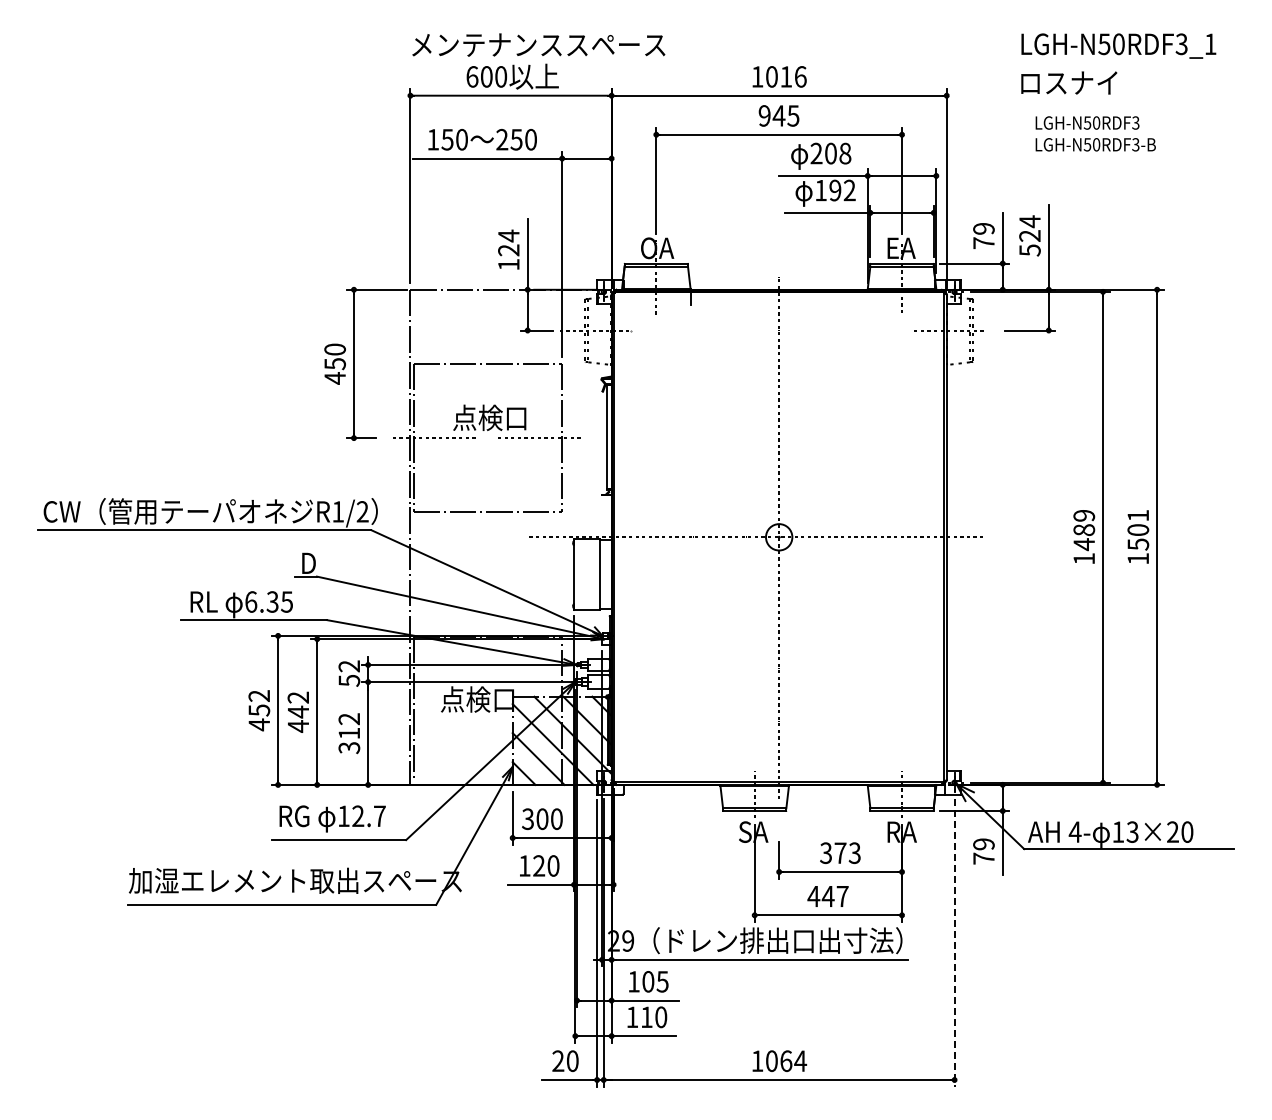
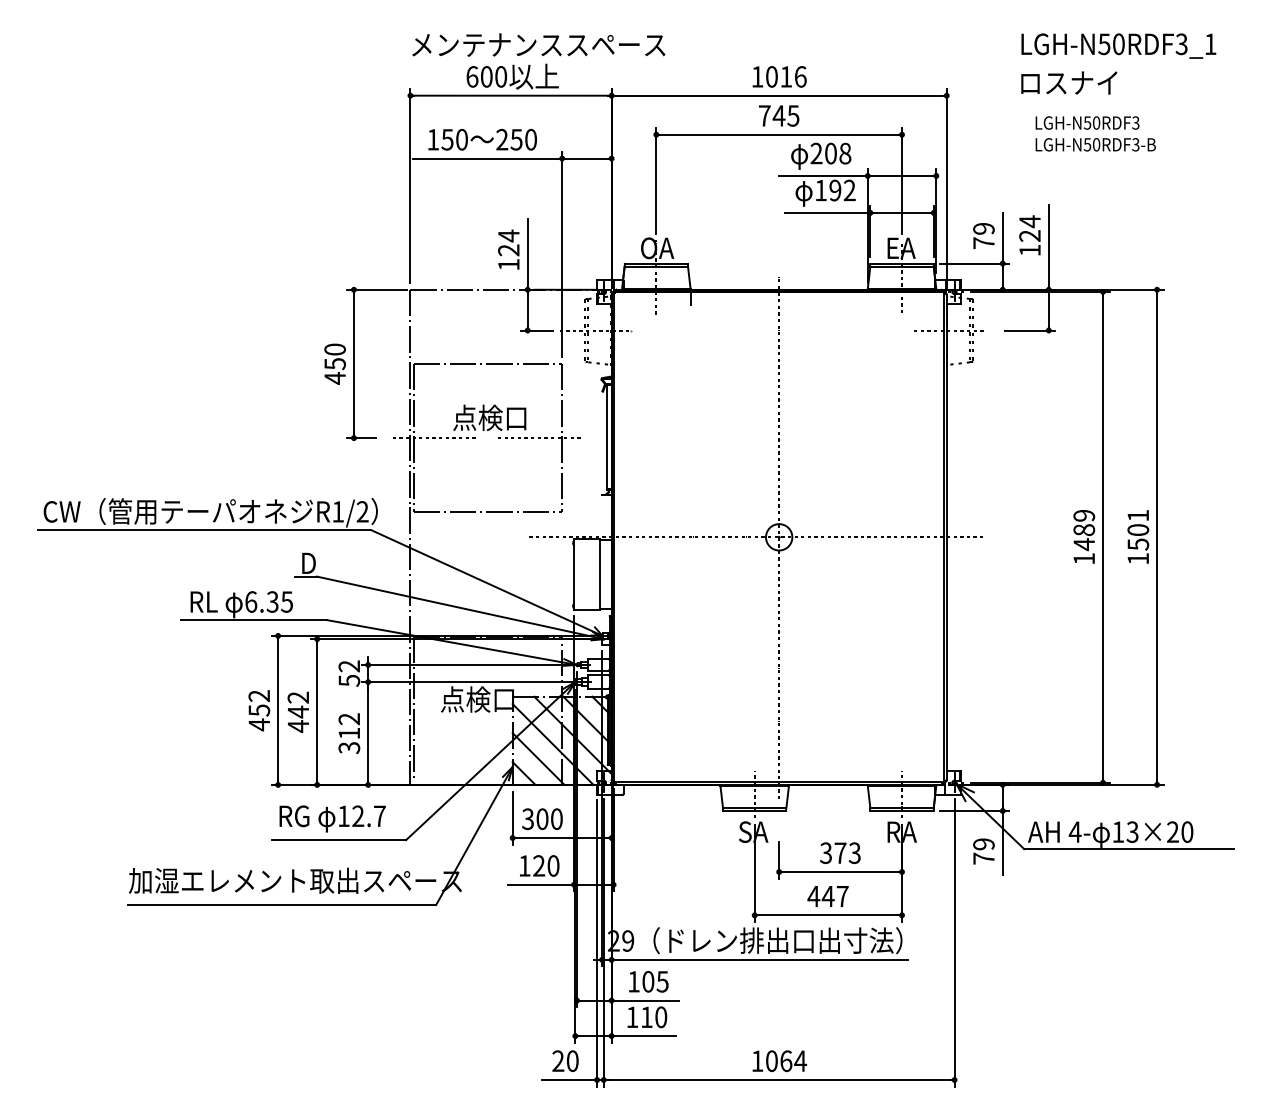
text: 945 -> 745 (764, 115)
text: 524 -> 124 (1029, 250)
line: dashed -> solid (954, 942)
